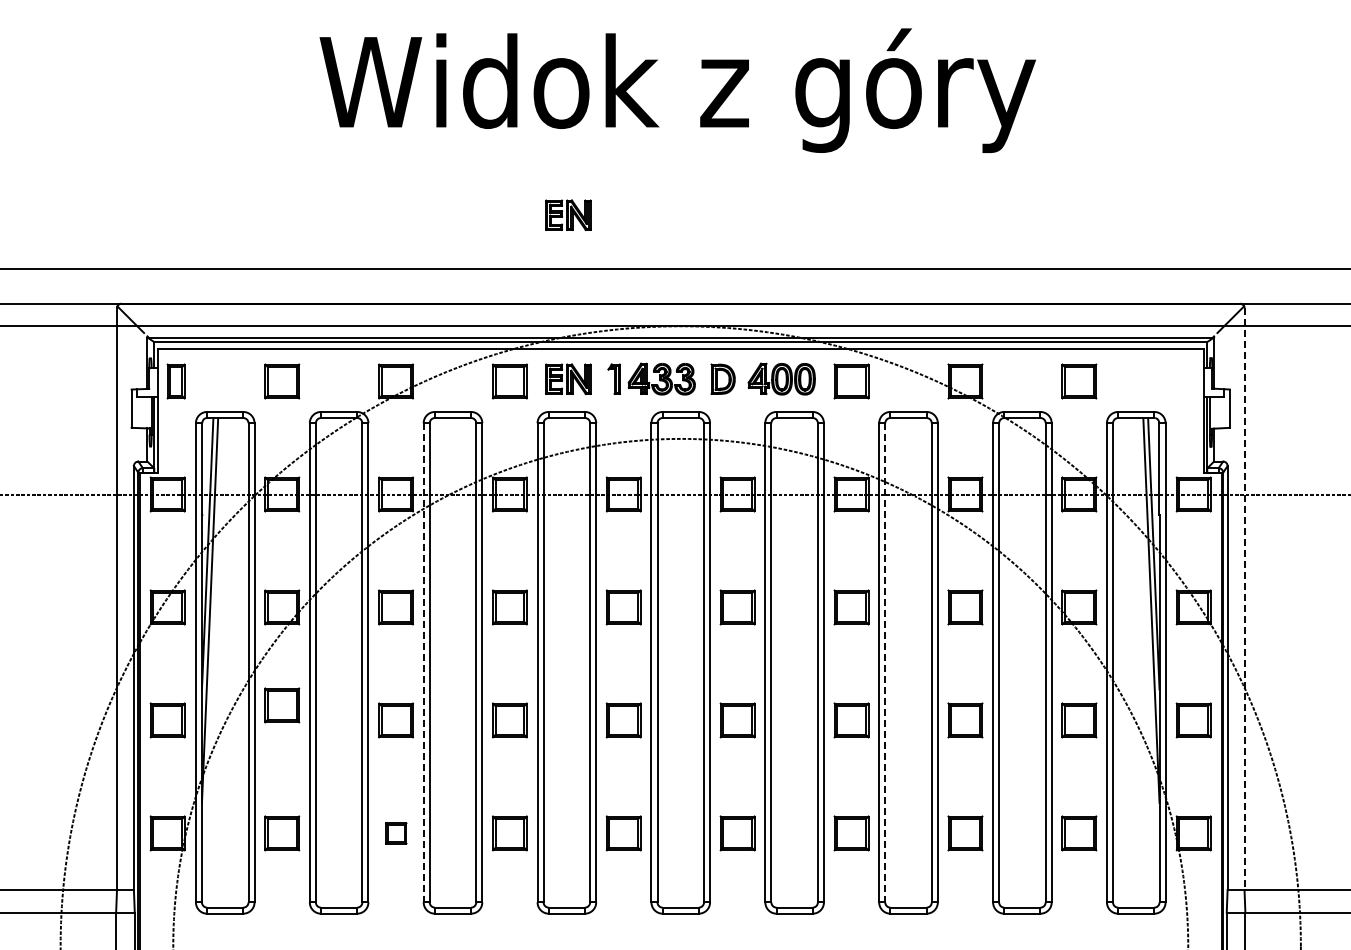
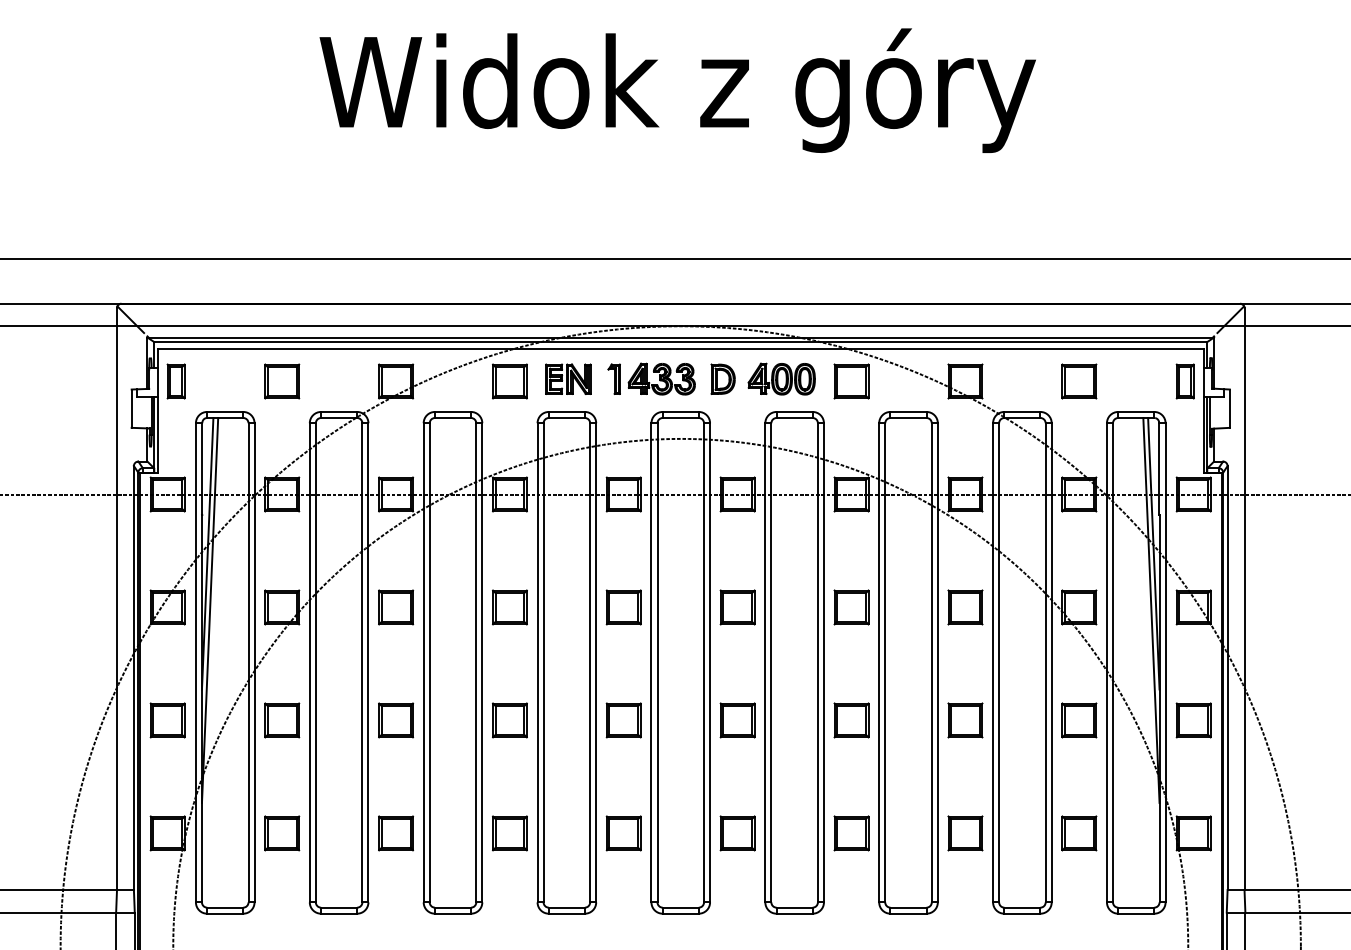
part: present -> none (568, 214)
line position: (674, 268) -> (674, 258) (674, 258)
part: none -> present (1184, 381)
line: dashed -> solid (1244, 599)
line: dashed -> solid (423, 662)
line: dashed -> solid (885, 662)
part position: (282, 705) -> (282, 720) (282, 720)
part size: 23x23 px -> 37x37 px (396, 833)
